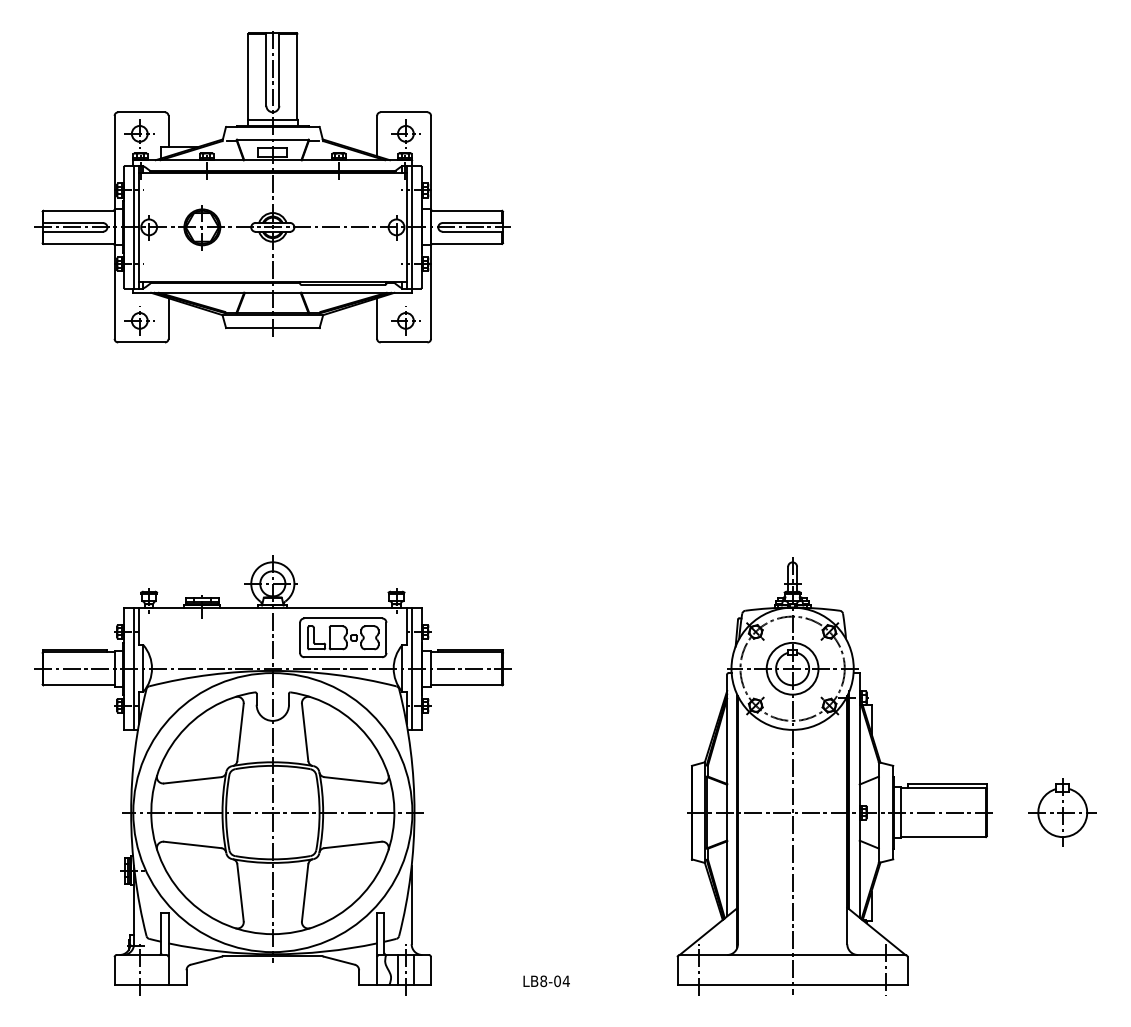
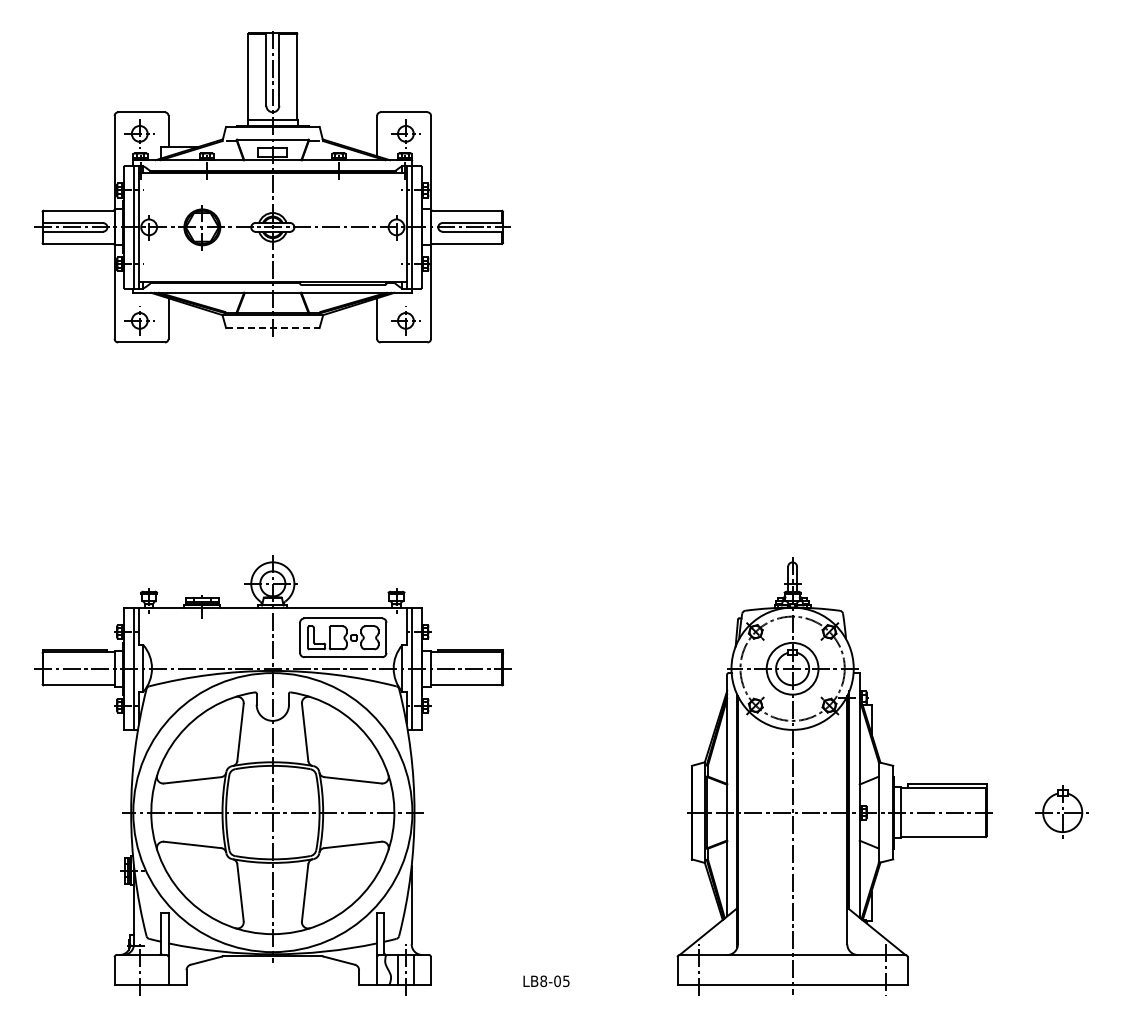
line: solid -> dashed (272, 328)
part size: 69x69 px -> 54x54 px (1061, 811)
text: LB8-04 -> LB8-05 (565, 981)
